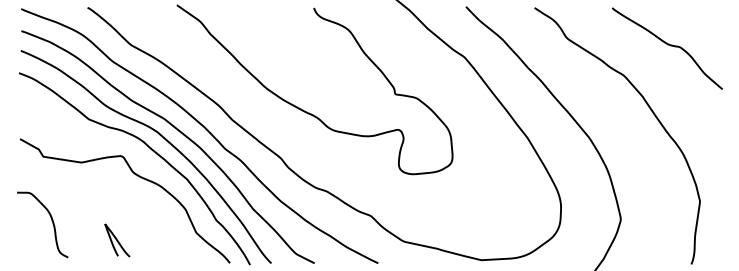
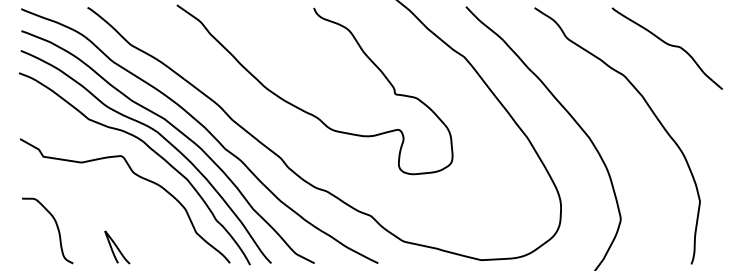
curve position: (51, 221) -> (56, 227) (56, 227)
curve position: (117, 240) -> (117, 247) (117, 247)
